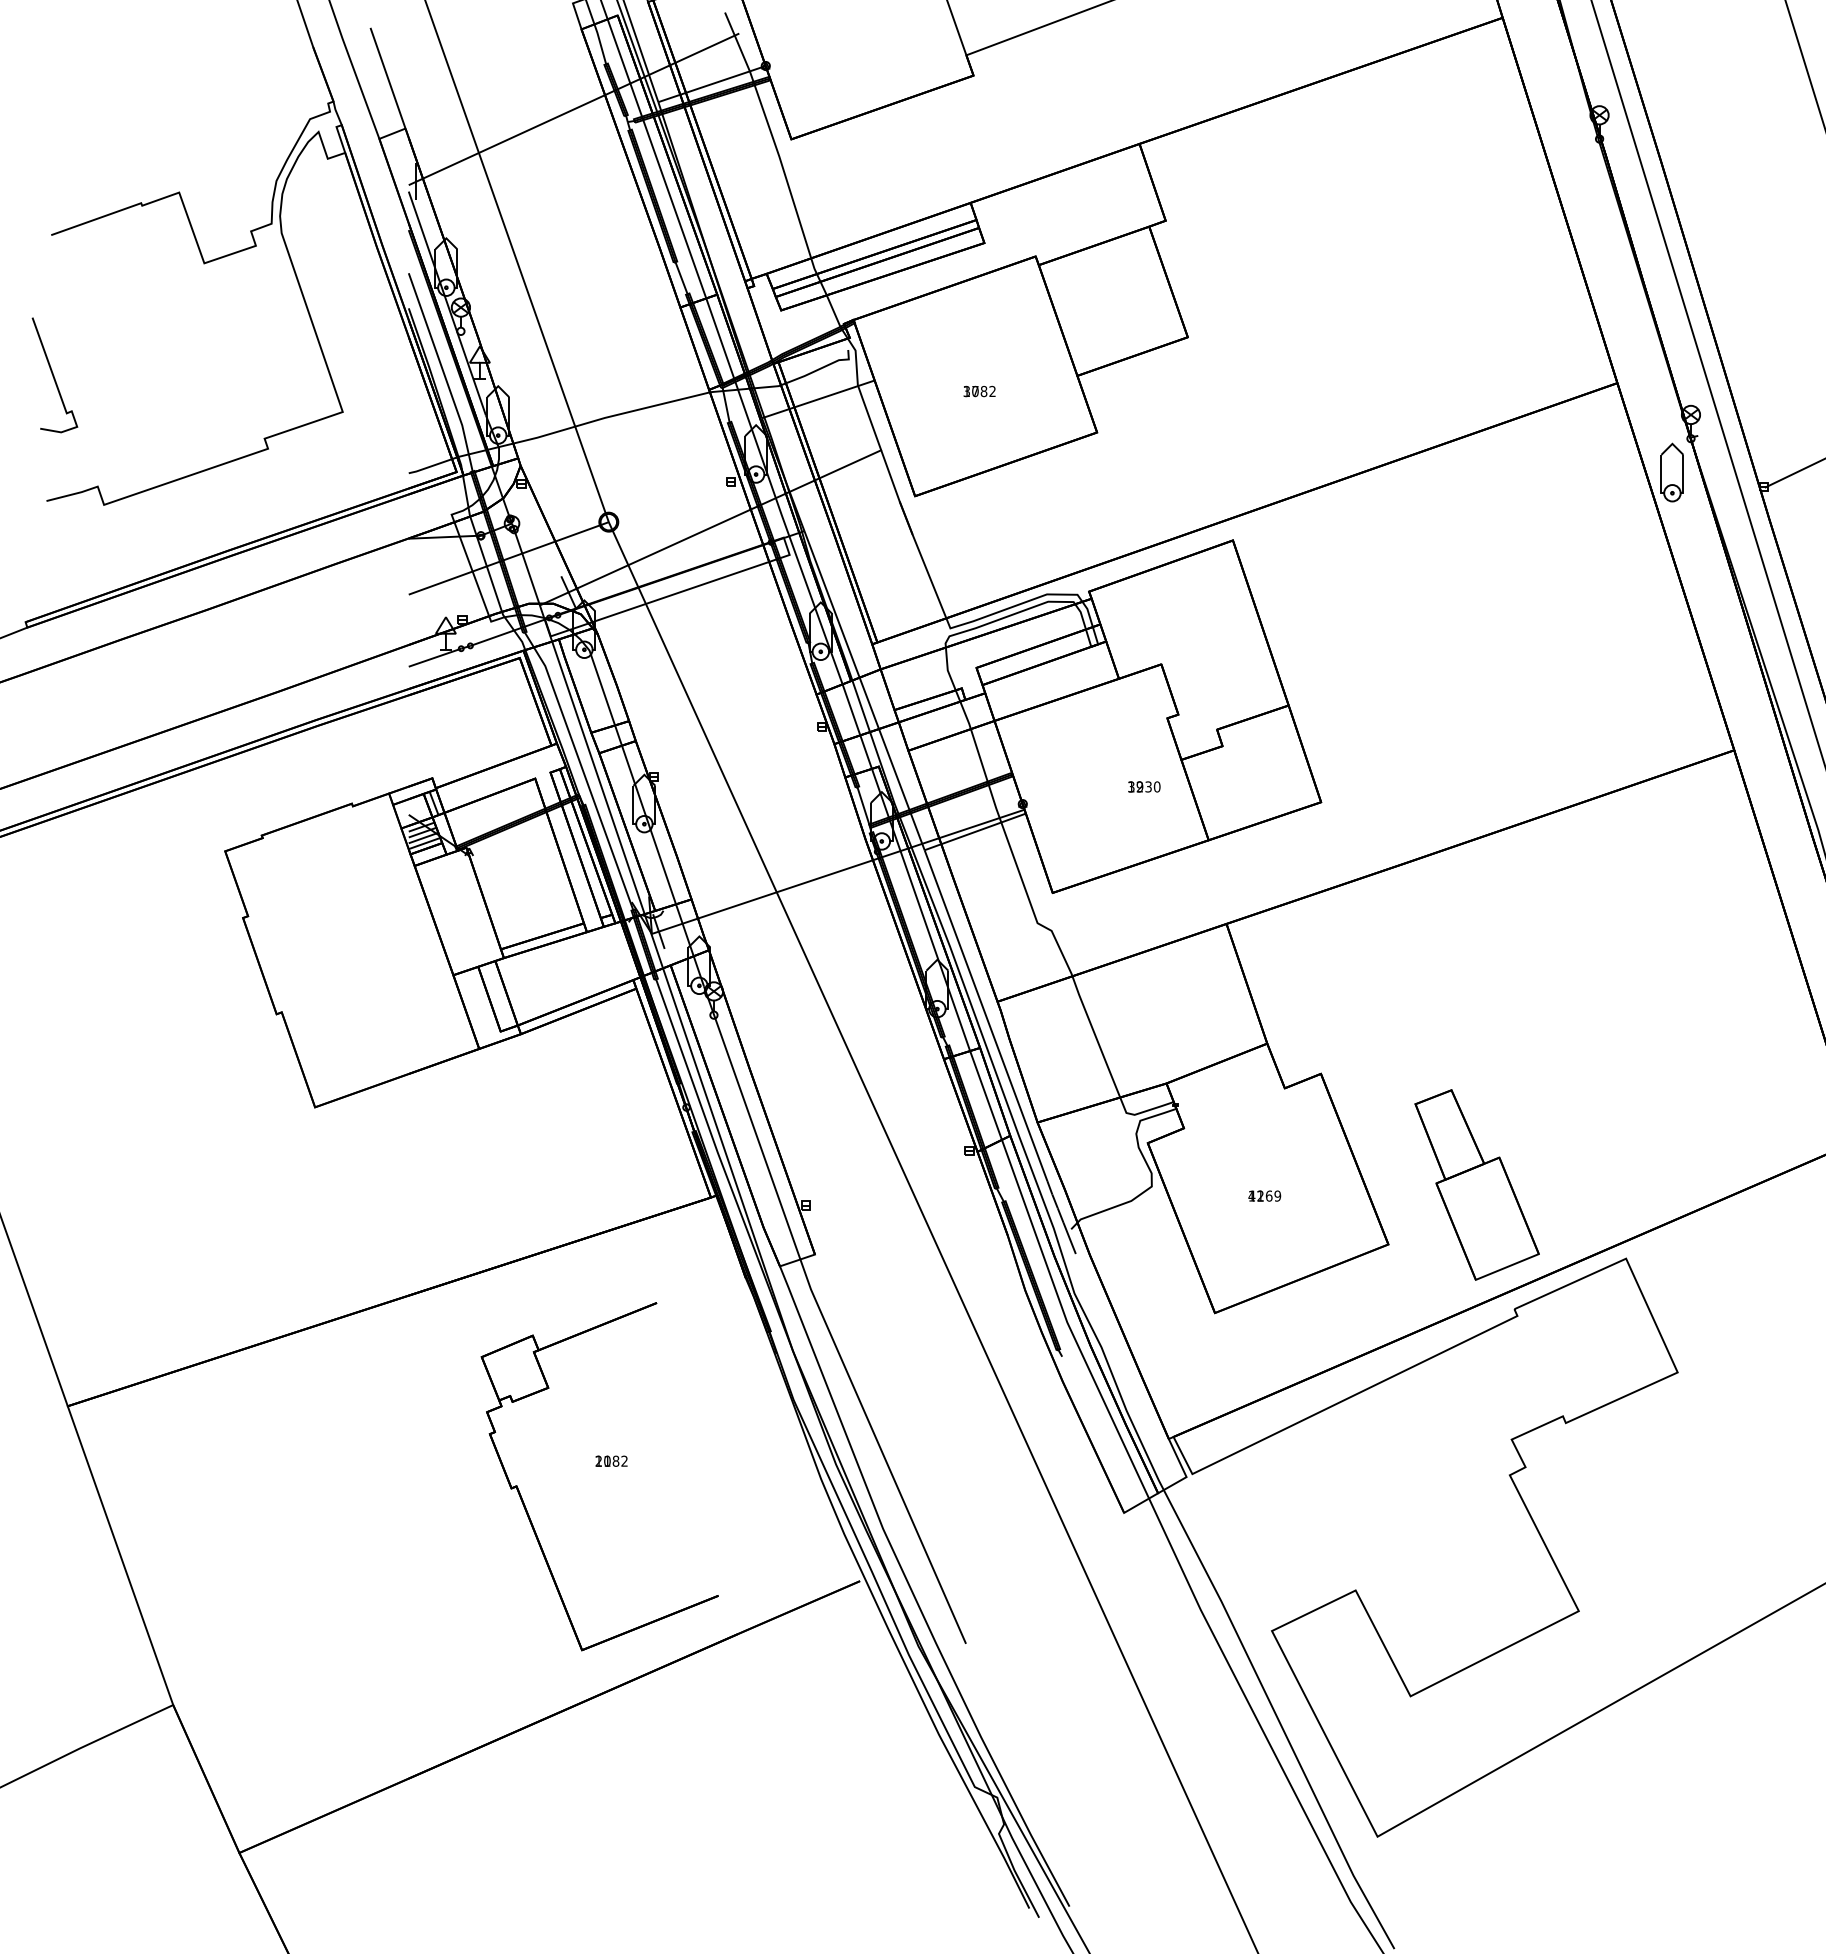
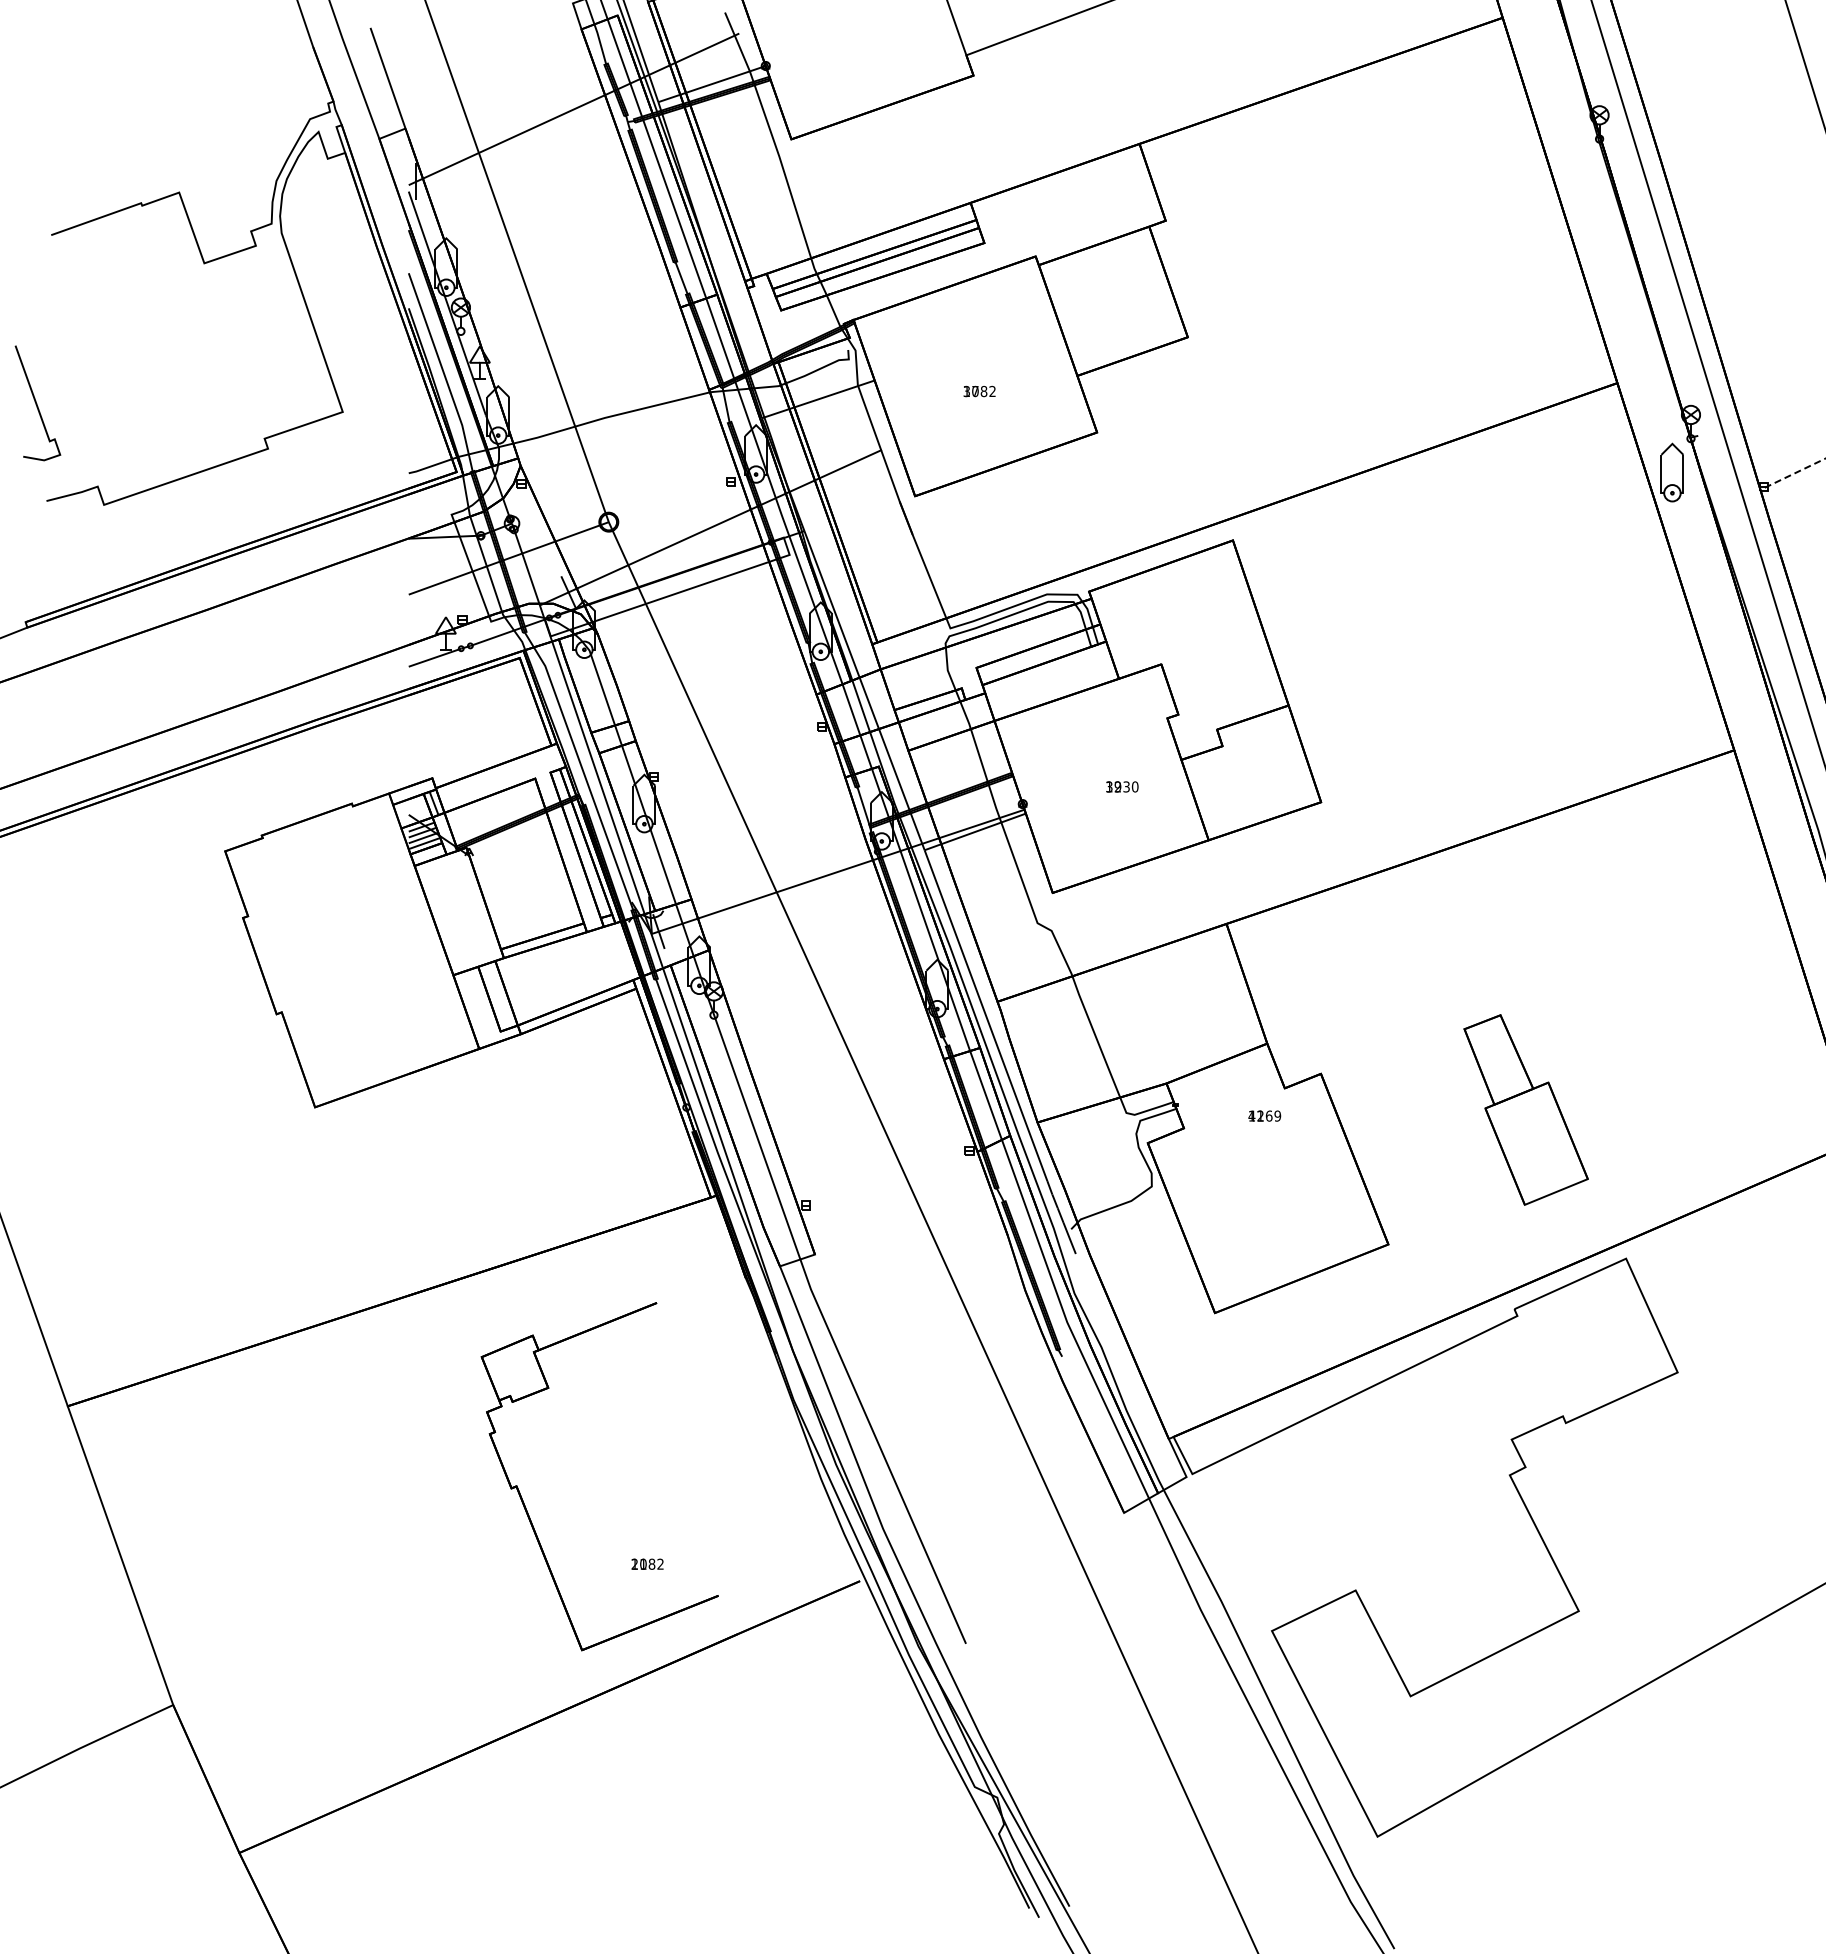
curve position: (54, 375) -> (37, 403) (37, 403)
line: solid -> dashed (1795, 473)
text position: (1144, 786) -> (1122, 786) (1122, 786)
part position: (1476, 1184) -> (1525, 1109) (1525, 1109)
text position: (1264, 1195) -> (1264, 1115) (1264, 1115)
text position: (611, 1460) -> (647, 1563) (647, 1563)
